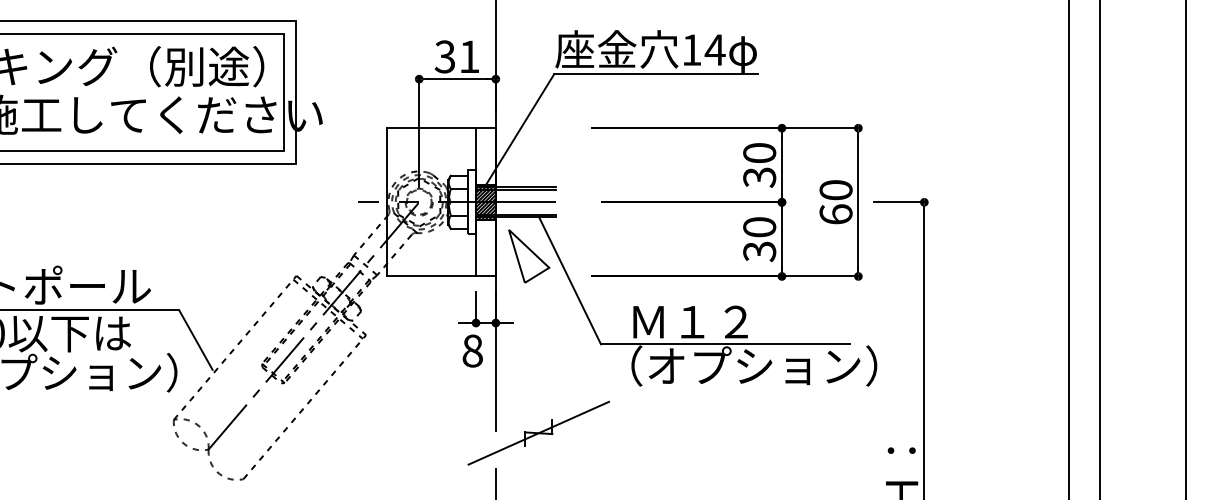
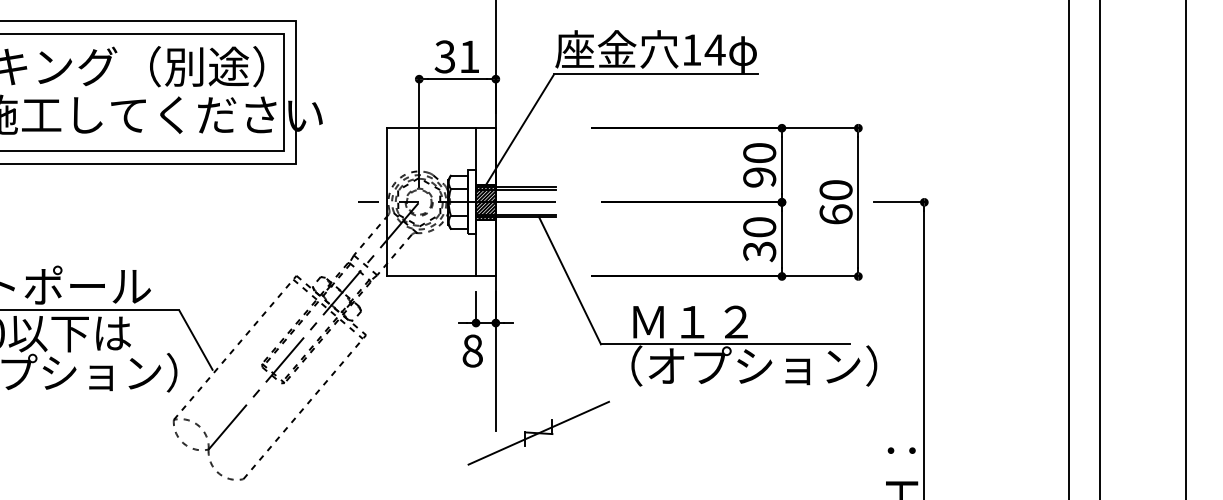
text: 30 -> 90 (759, 177)
part: present -> none (529, 256)
line: present -> none (495, 482)
